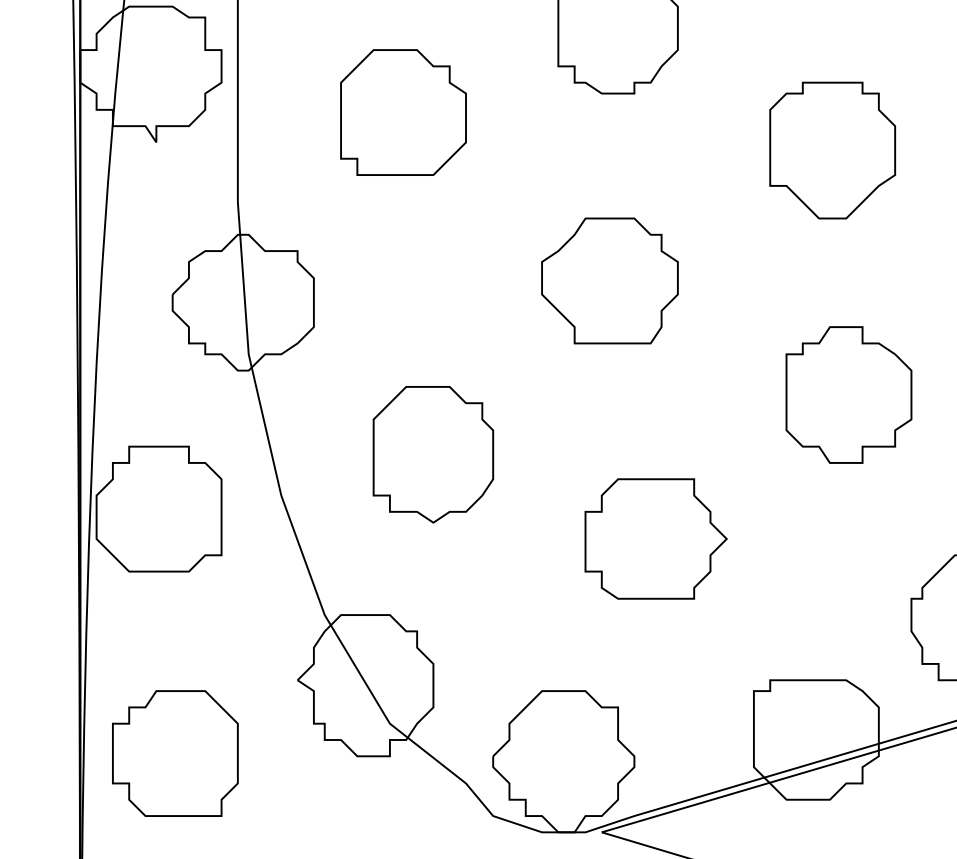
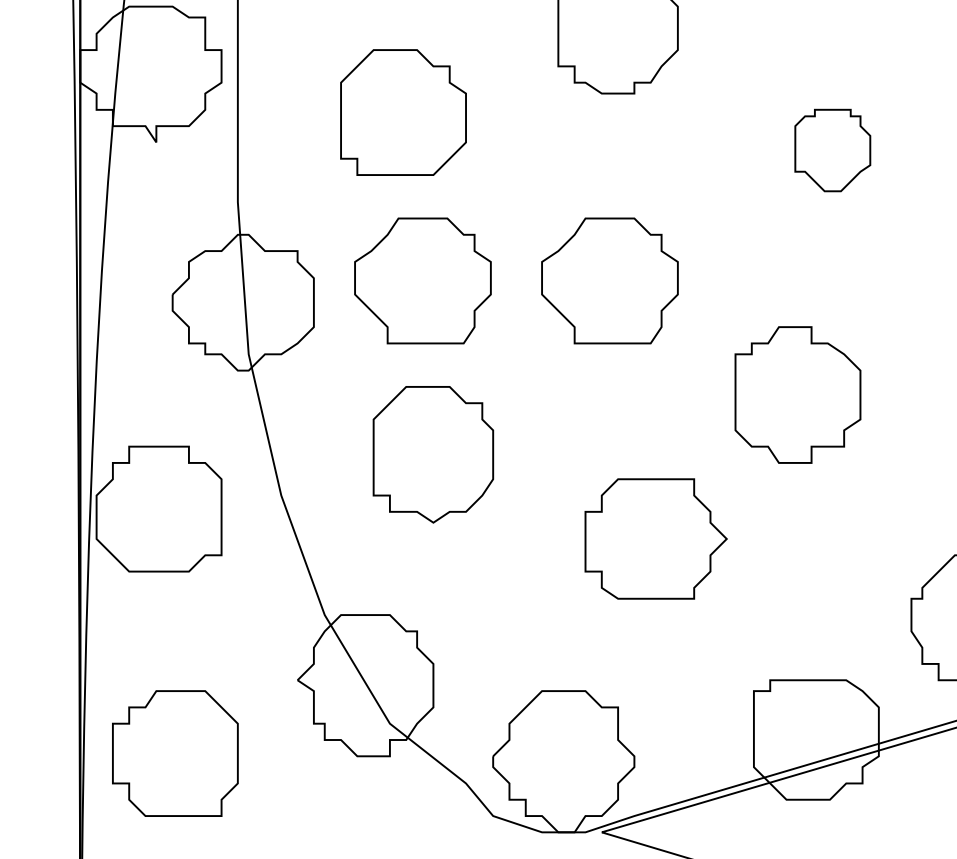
part size: 128x139 px -> 78x85 px (832, 150)
part: none -> present (422, 280)
part position: (848, 394) -> (797, 394) (797, 394)
